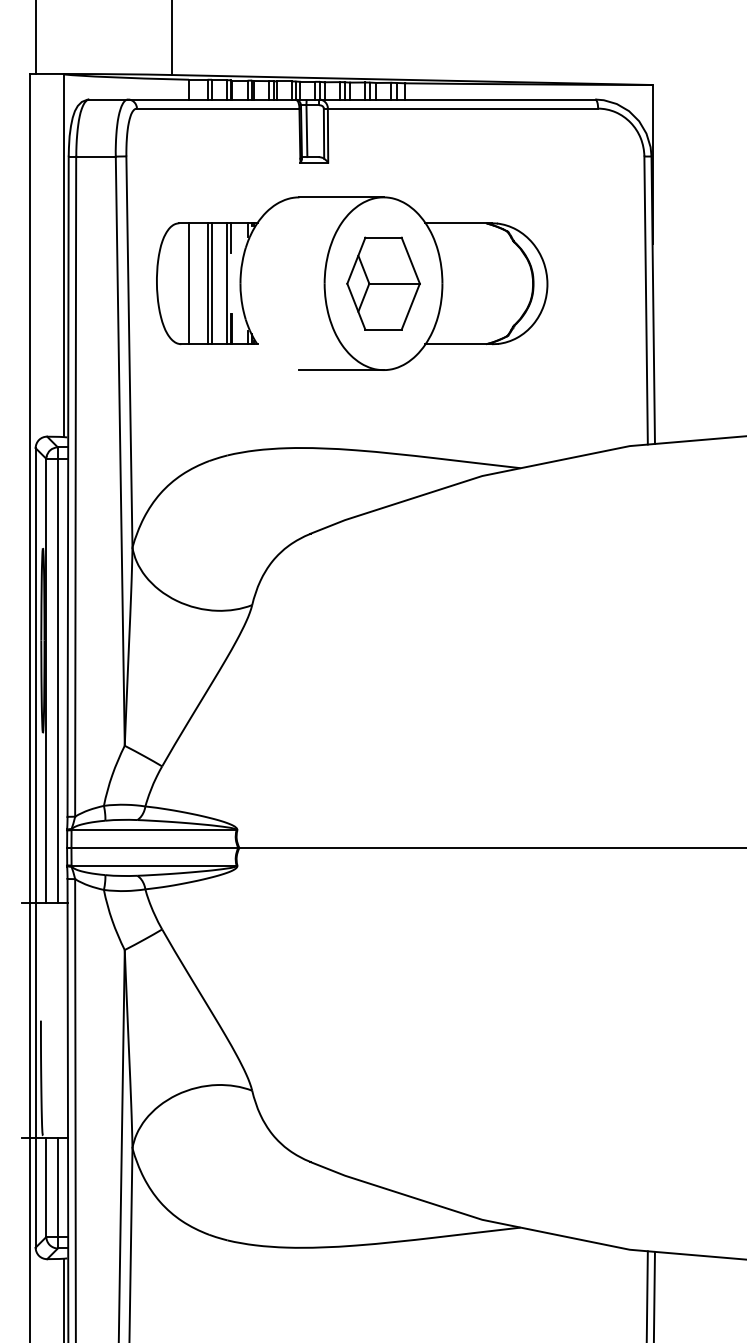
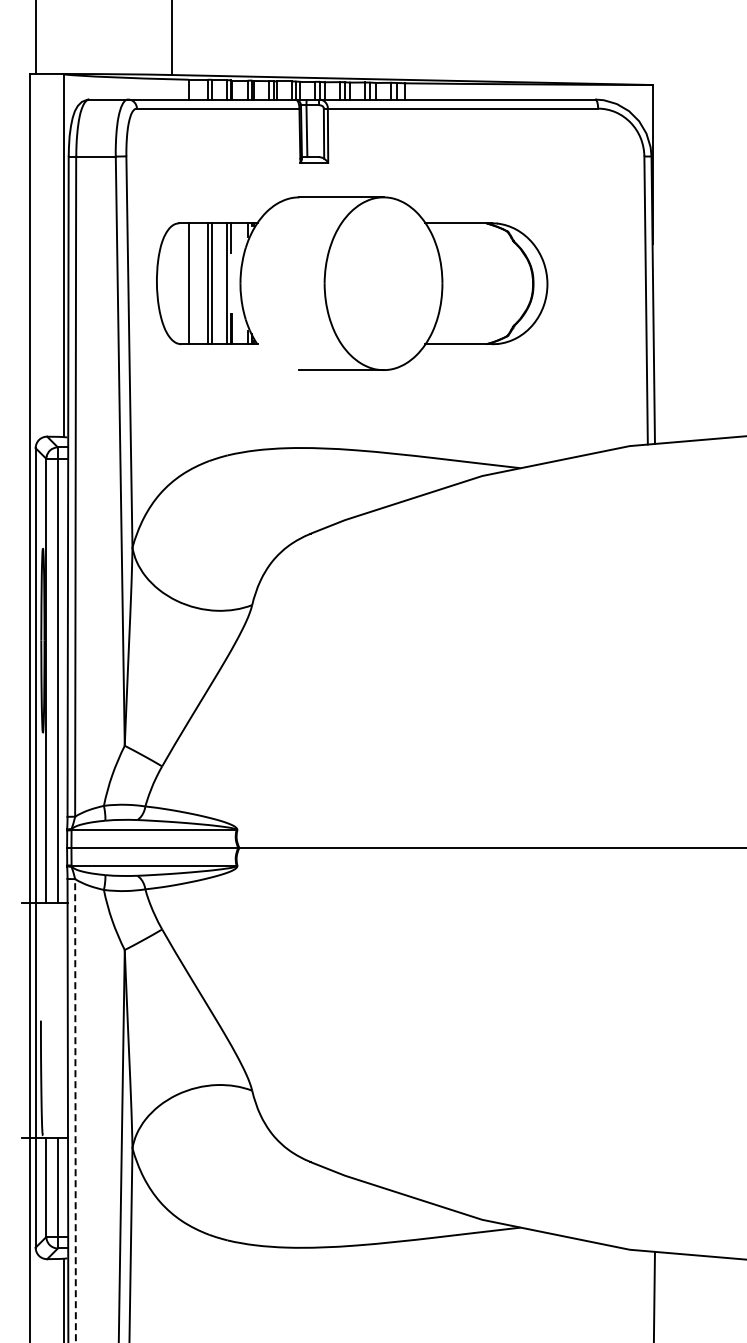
part: present -> none (383, 283)
line: solid -> dashed (75, 1110)
line: present -> none (646, 1295)
